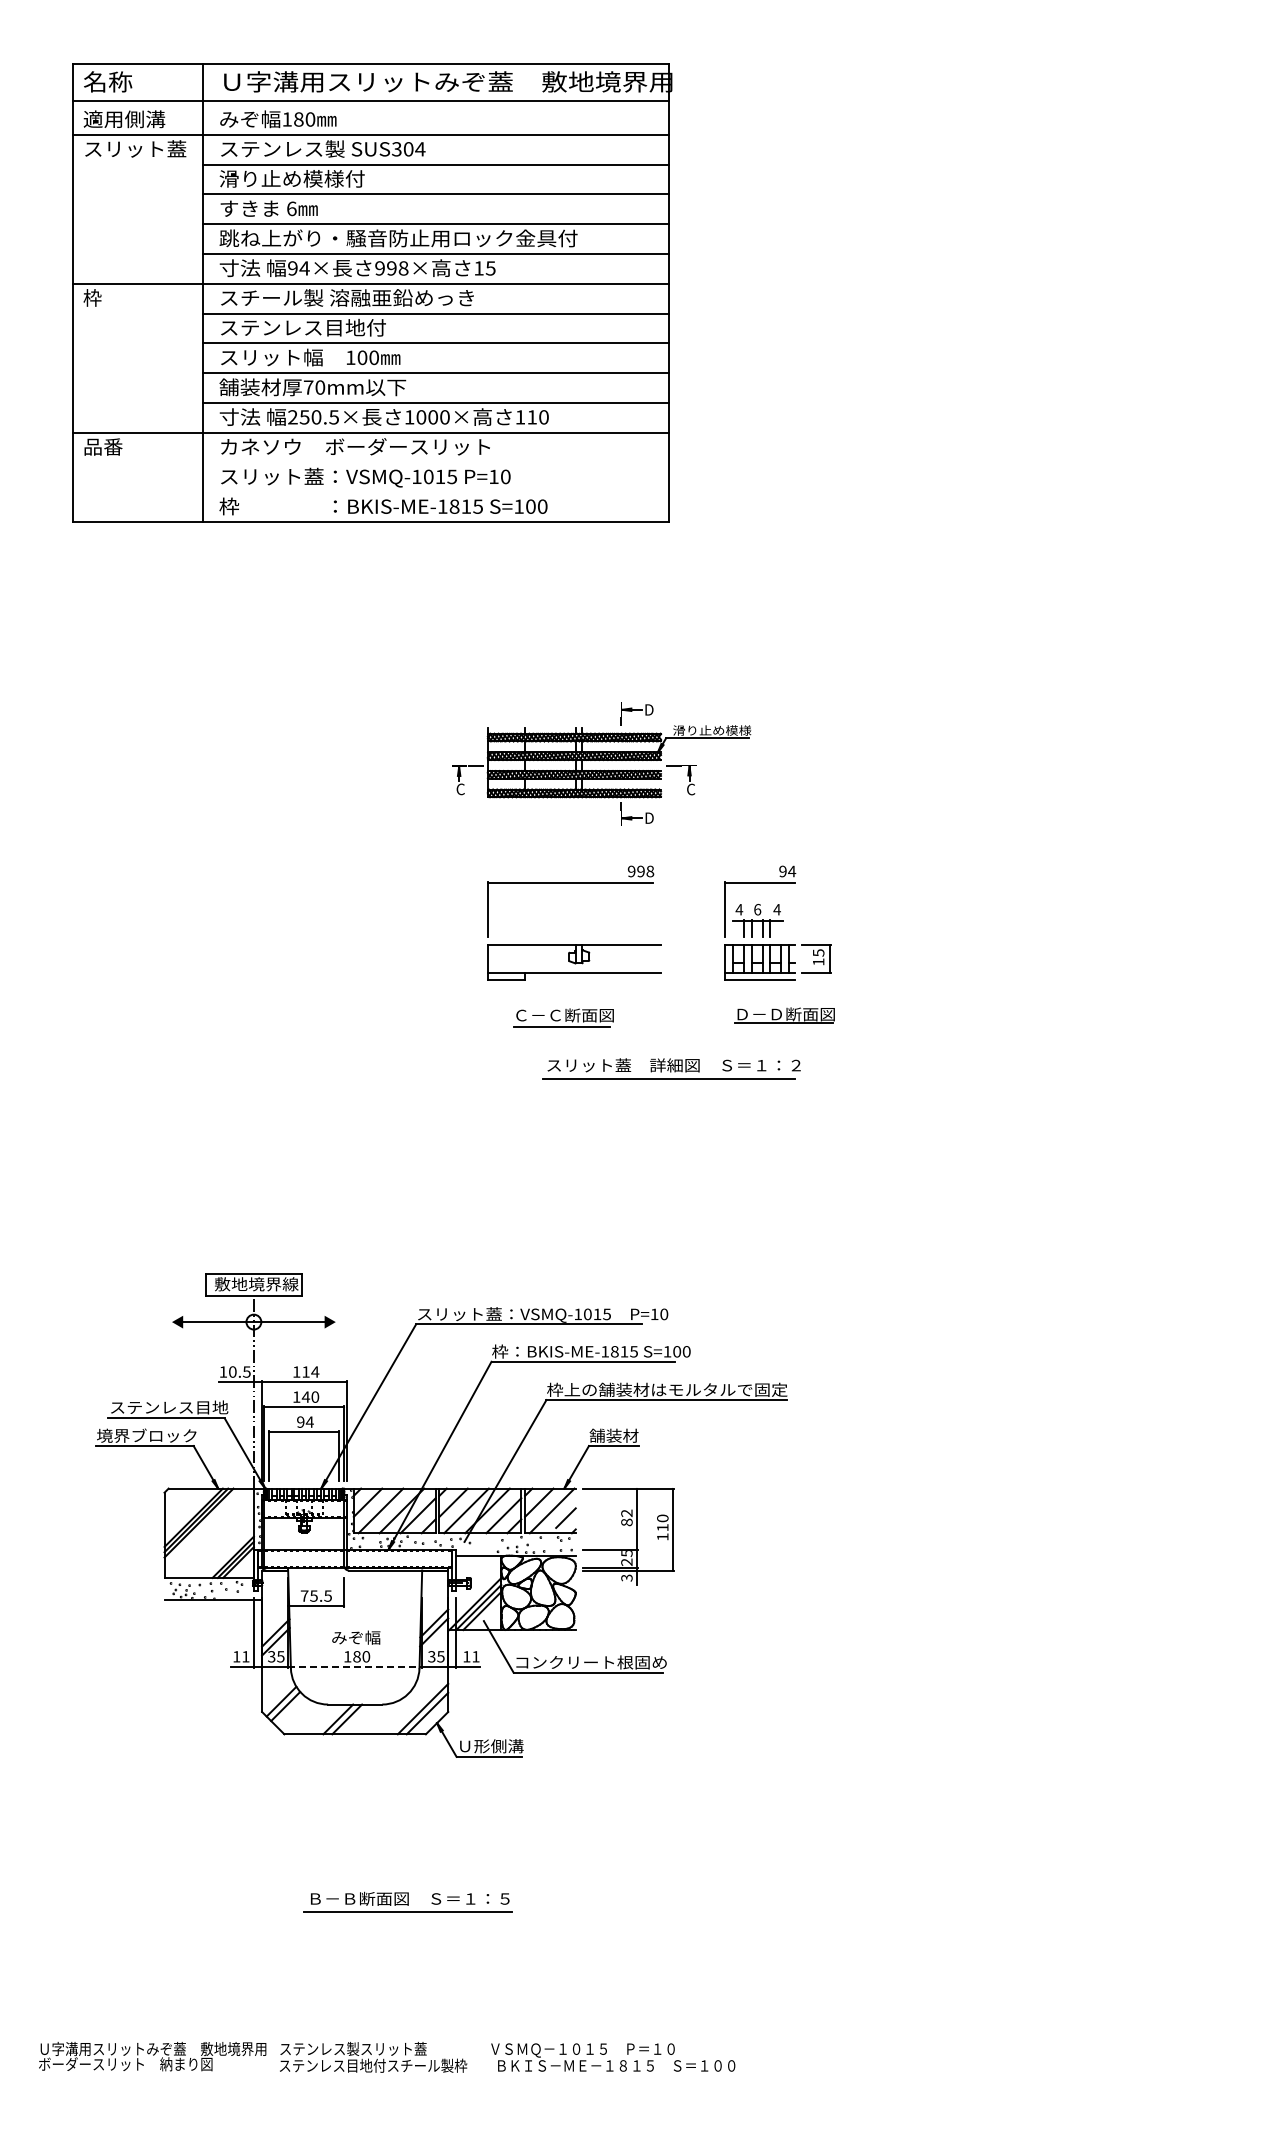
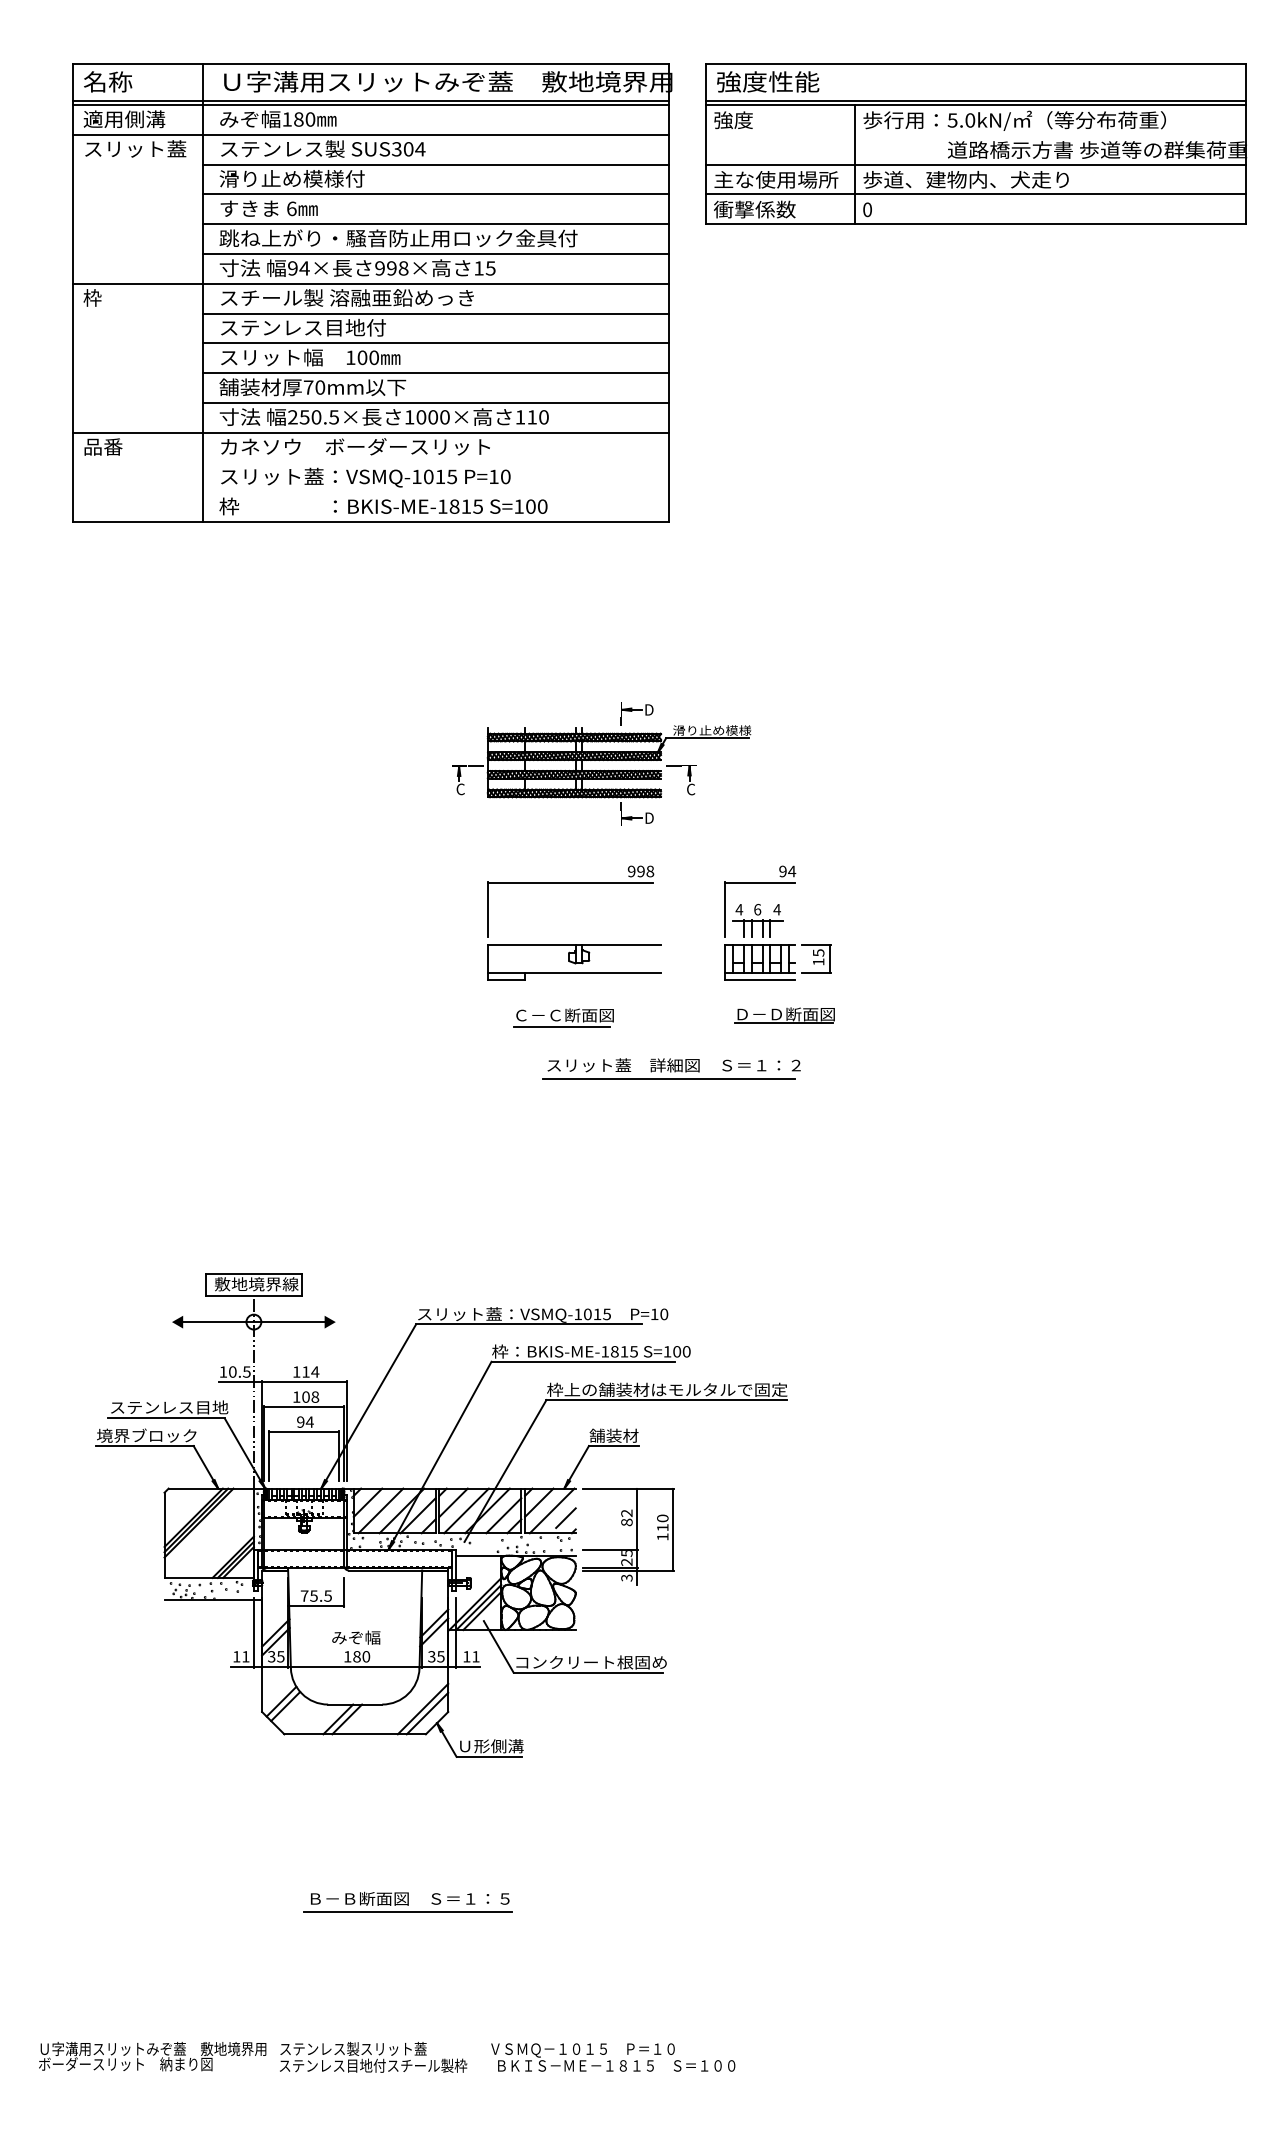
line: none -> present (370, 105)
part: none -> present (976, 143)
text: 140 -> 108 (310, 1396)
line: dashed -> solid (355, 1666)
